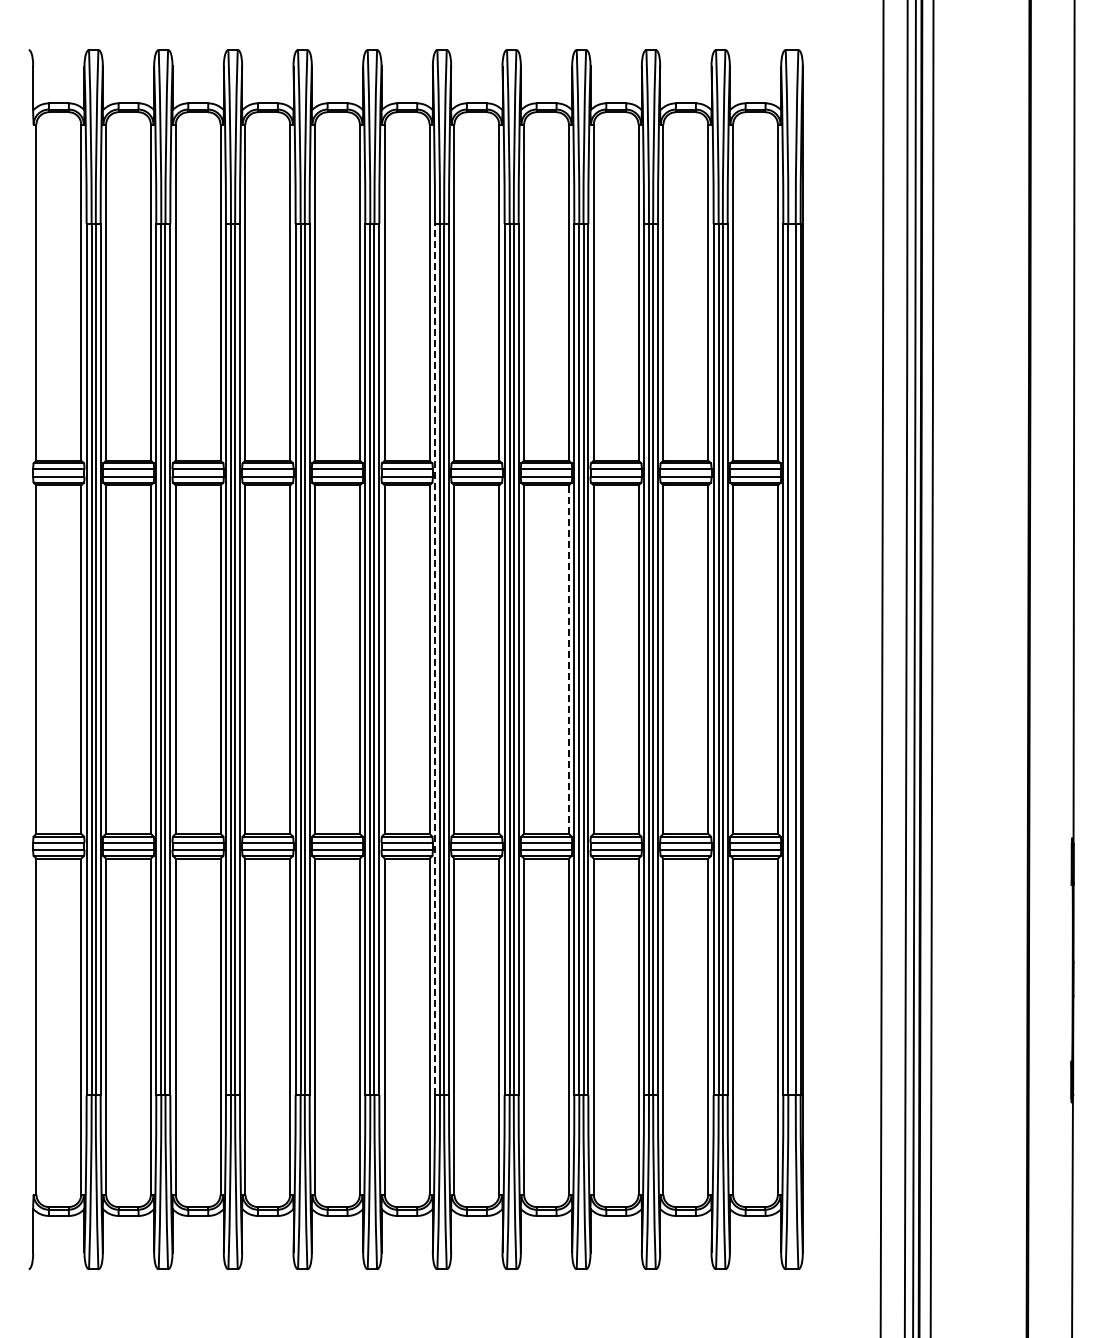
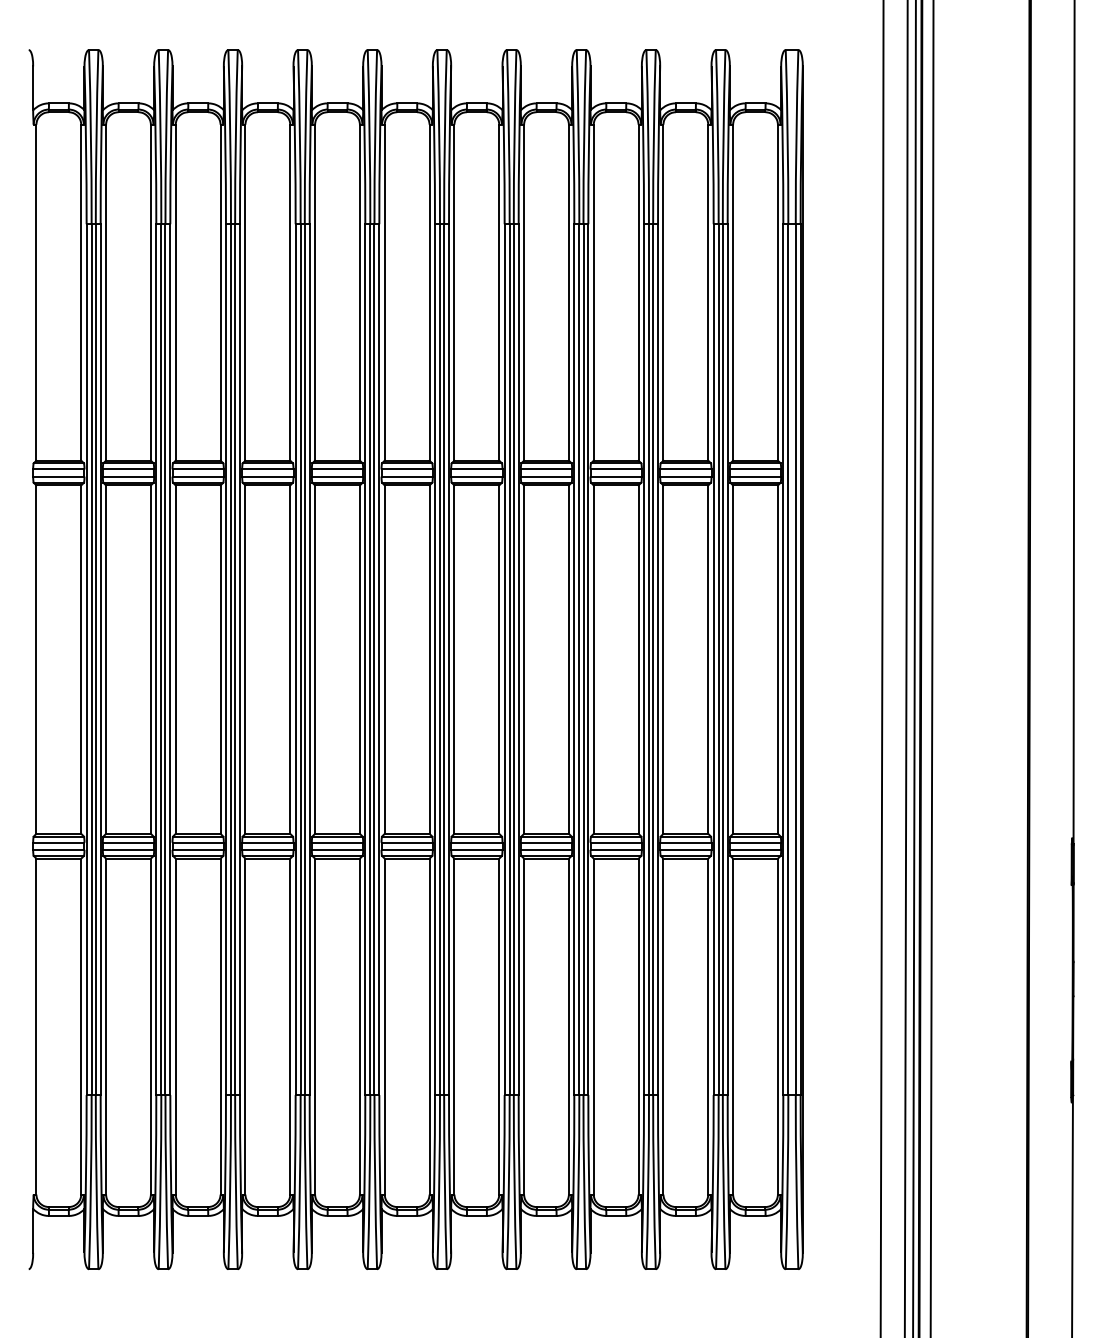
line: dashed -> solid (434, 659)
line: dashed -> solid (568, 659)
